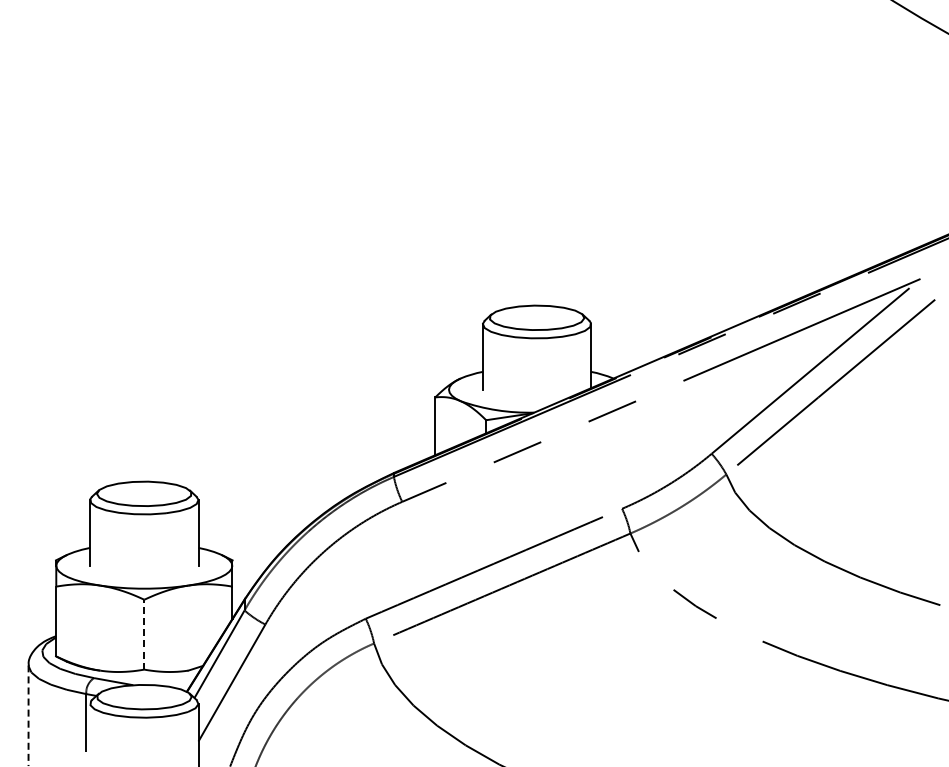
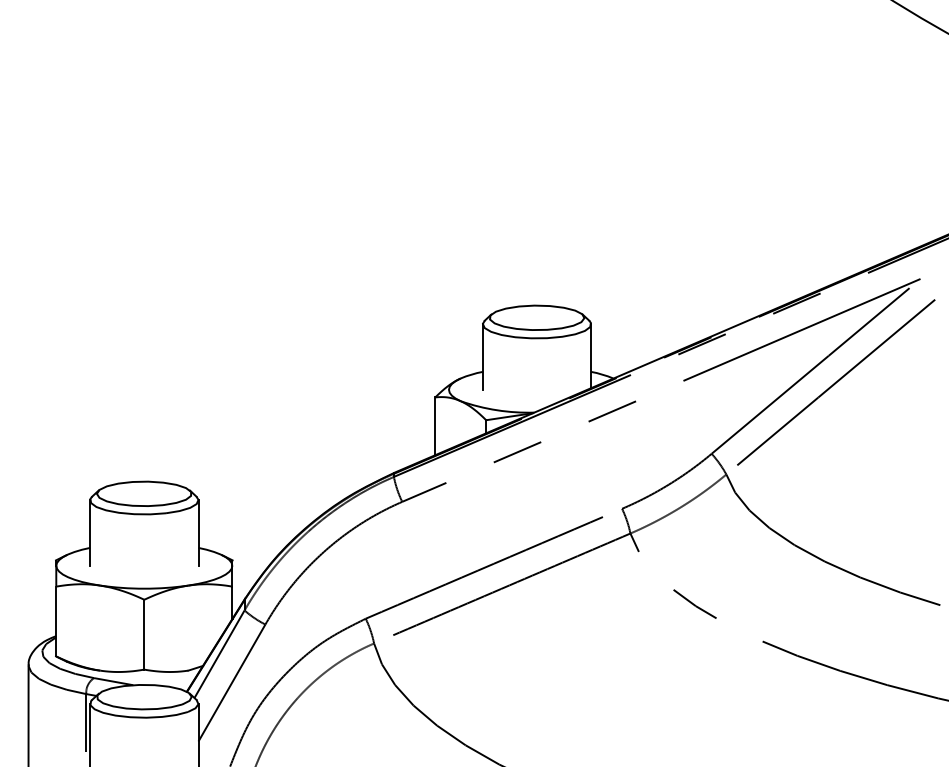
line: dashed -> solid (144, 634)
line: dashed -> solid (28, 716)
line: none -> present (90, 733)
